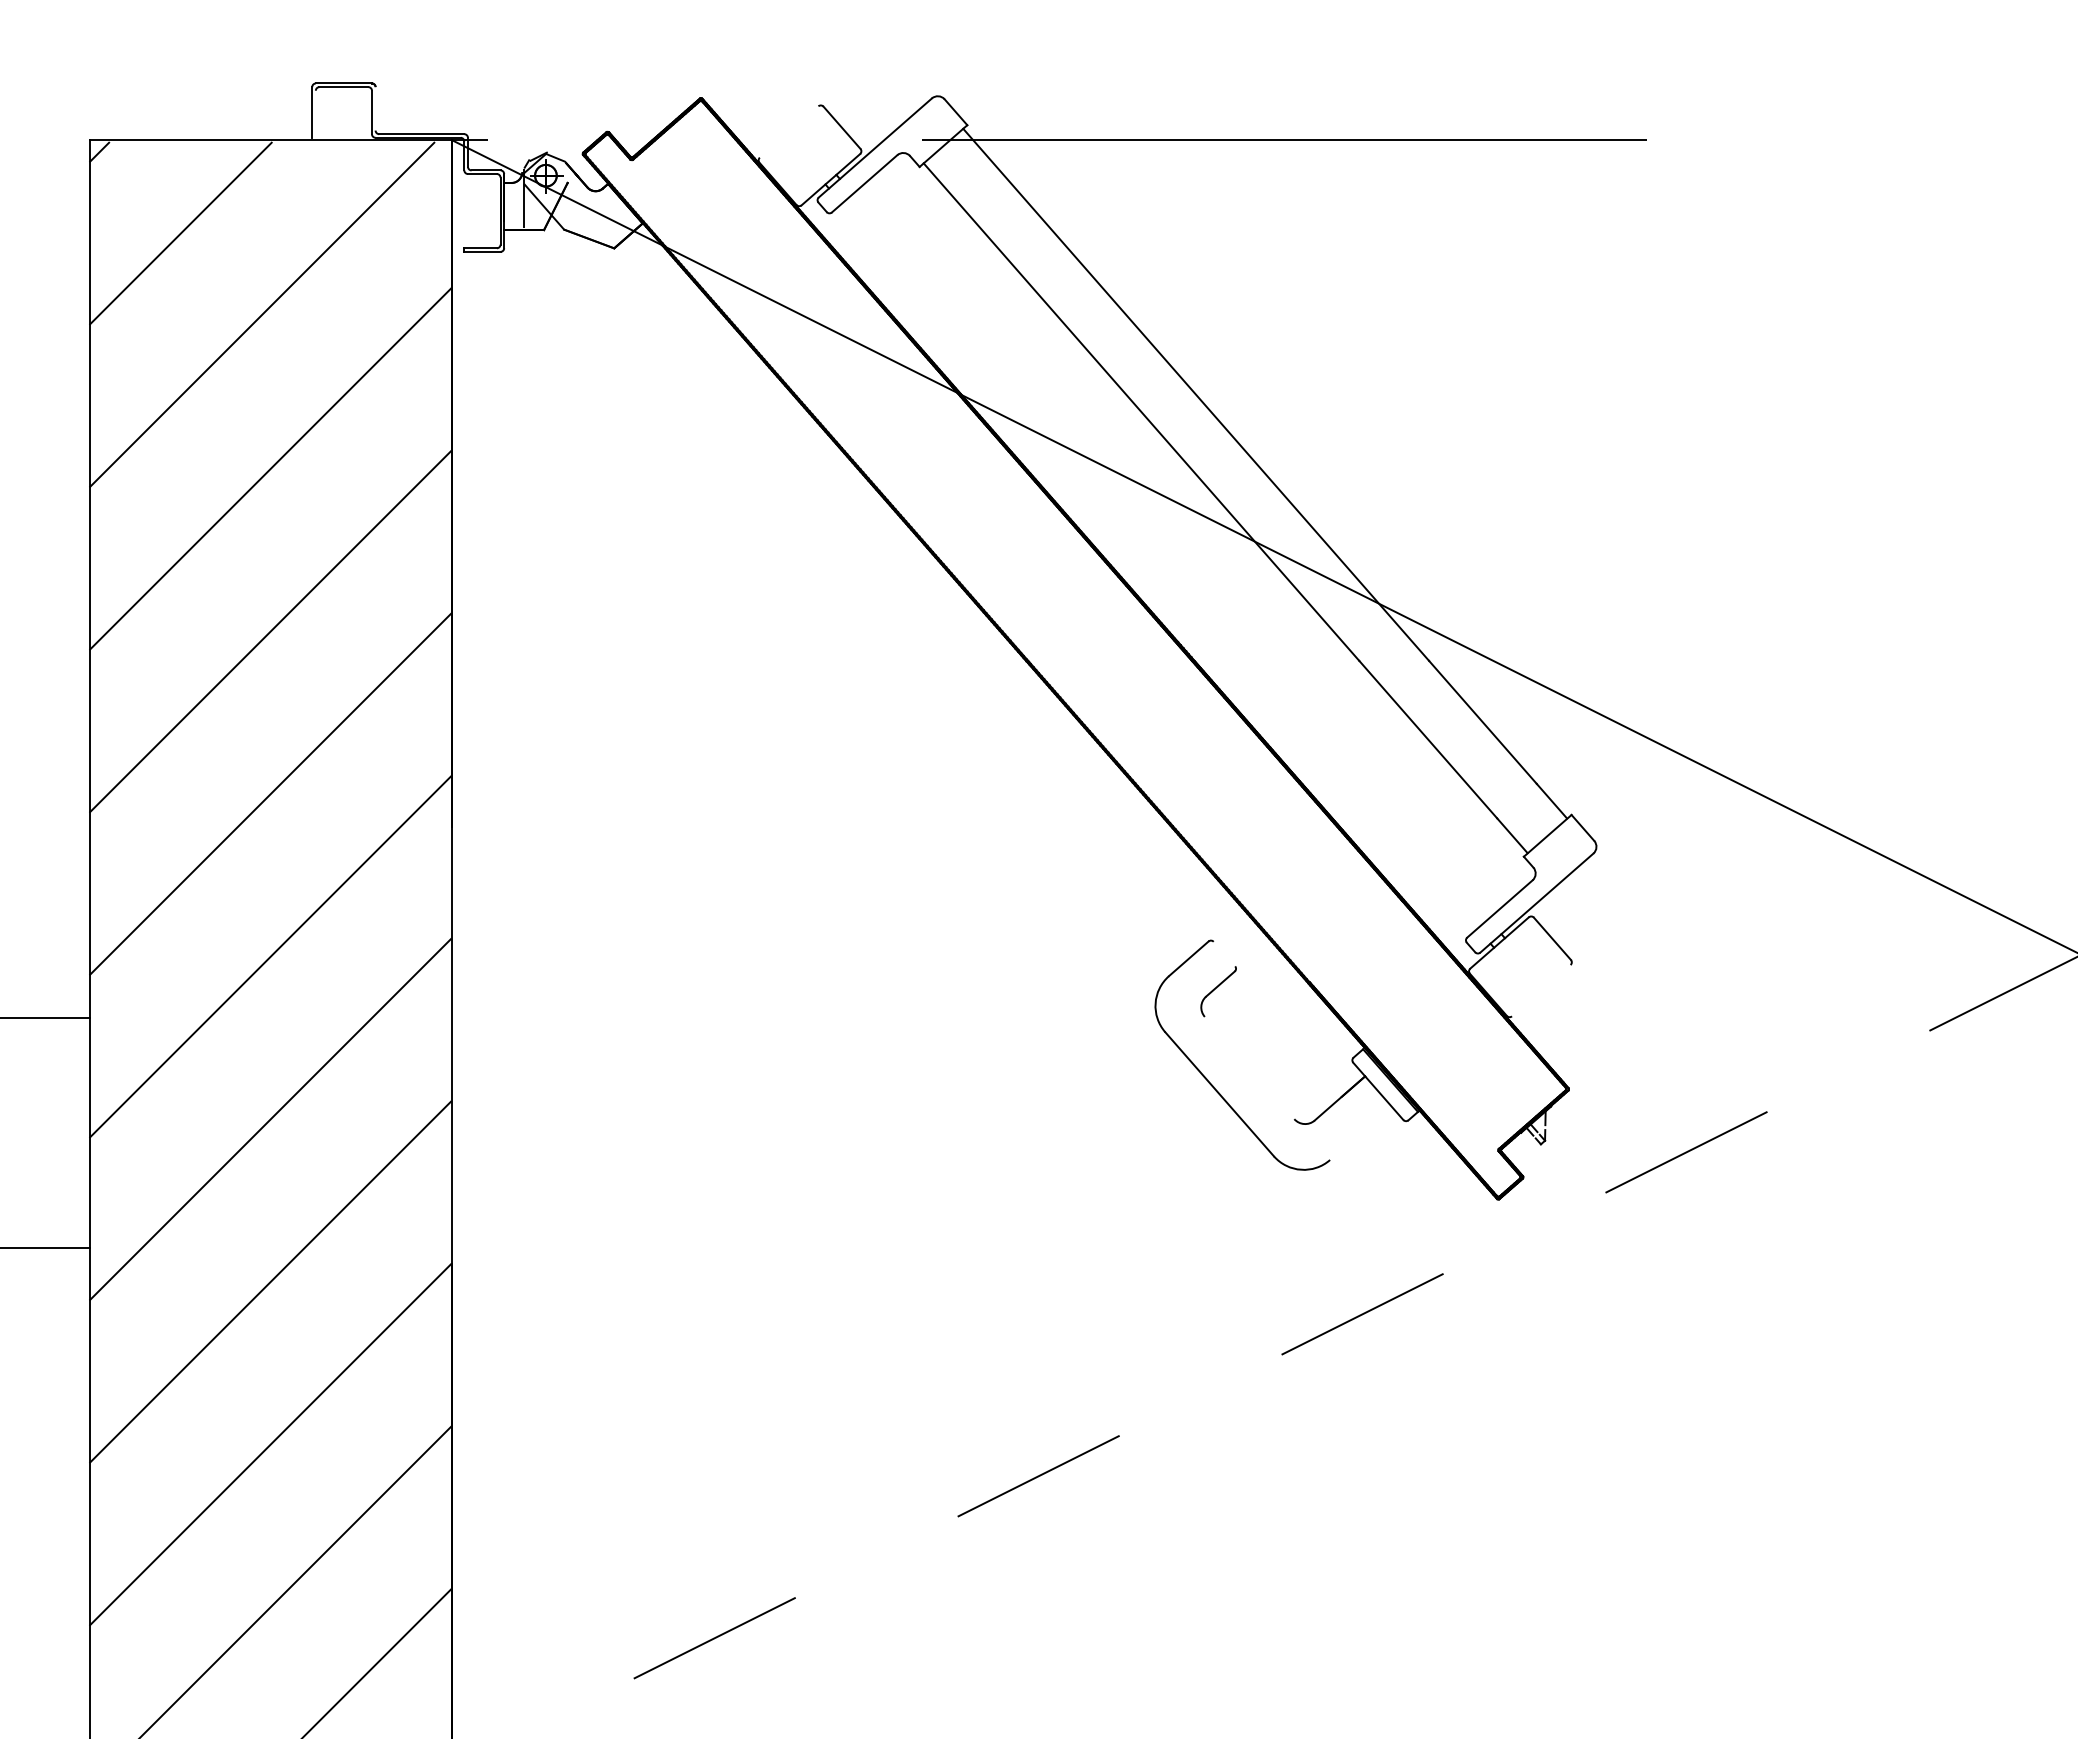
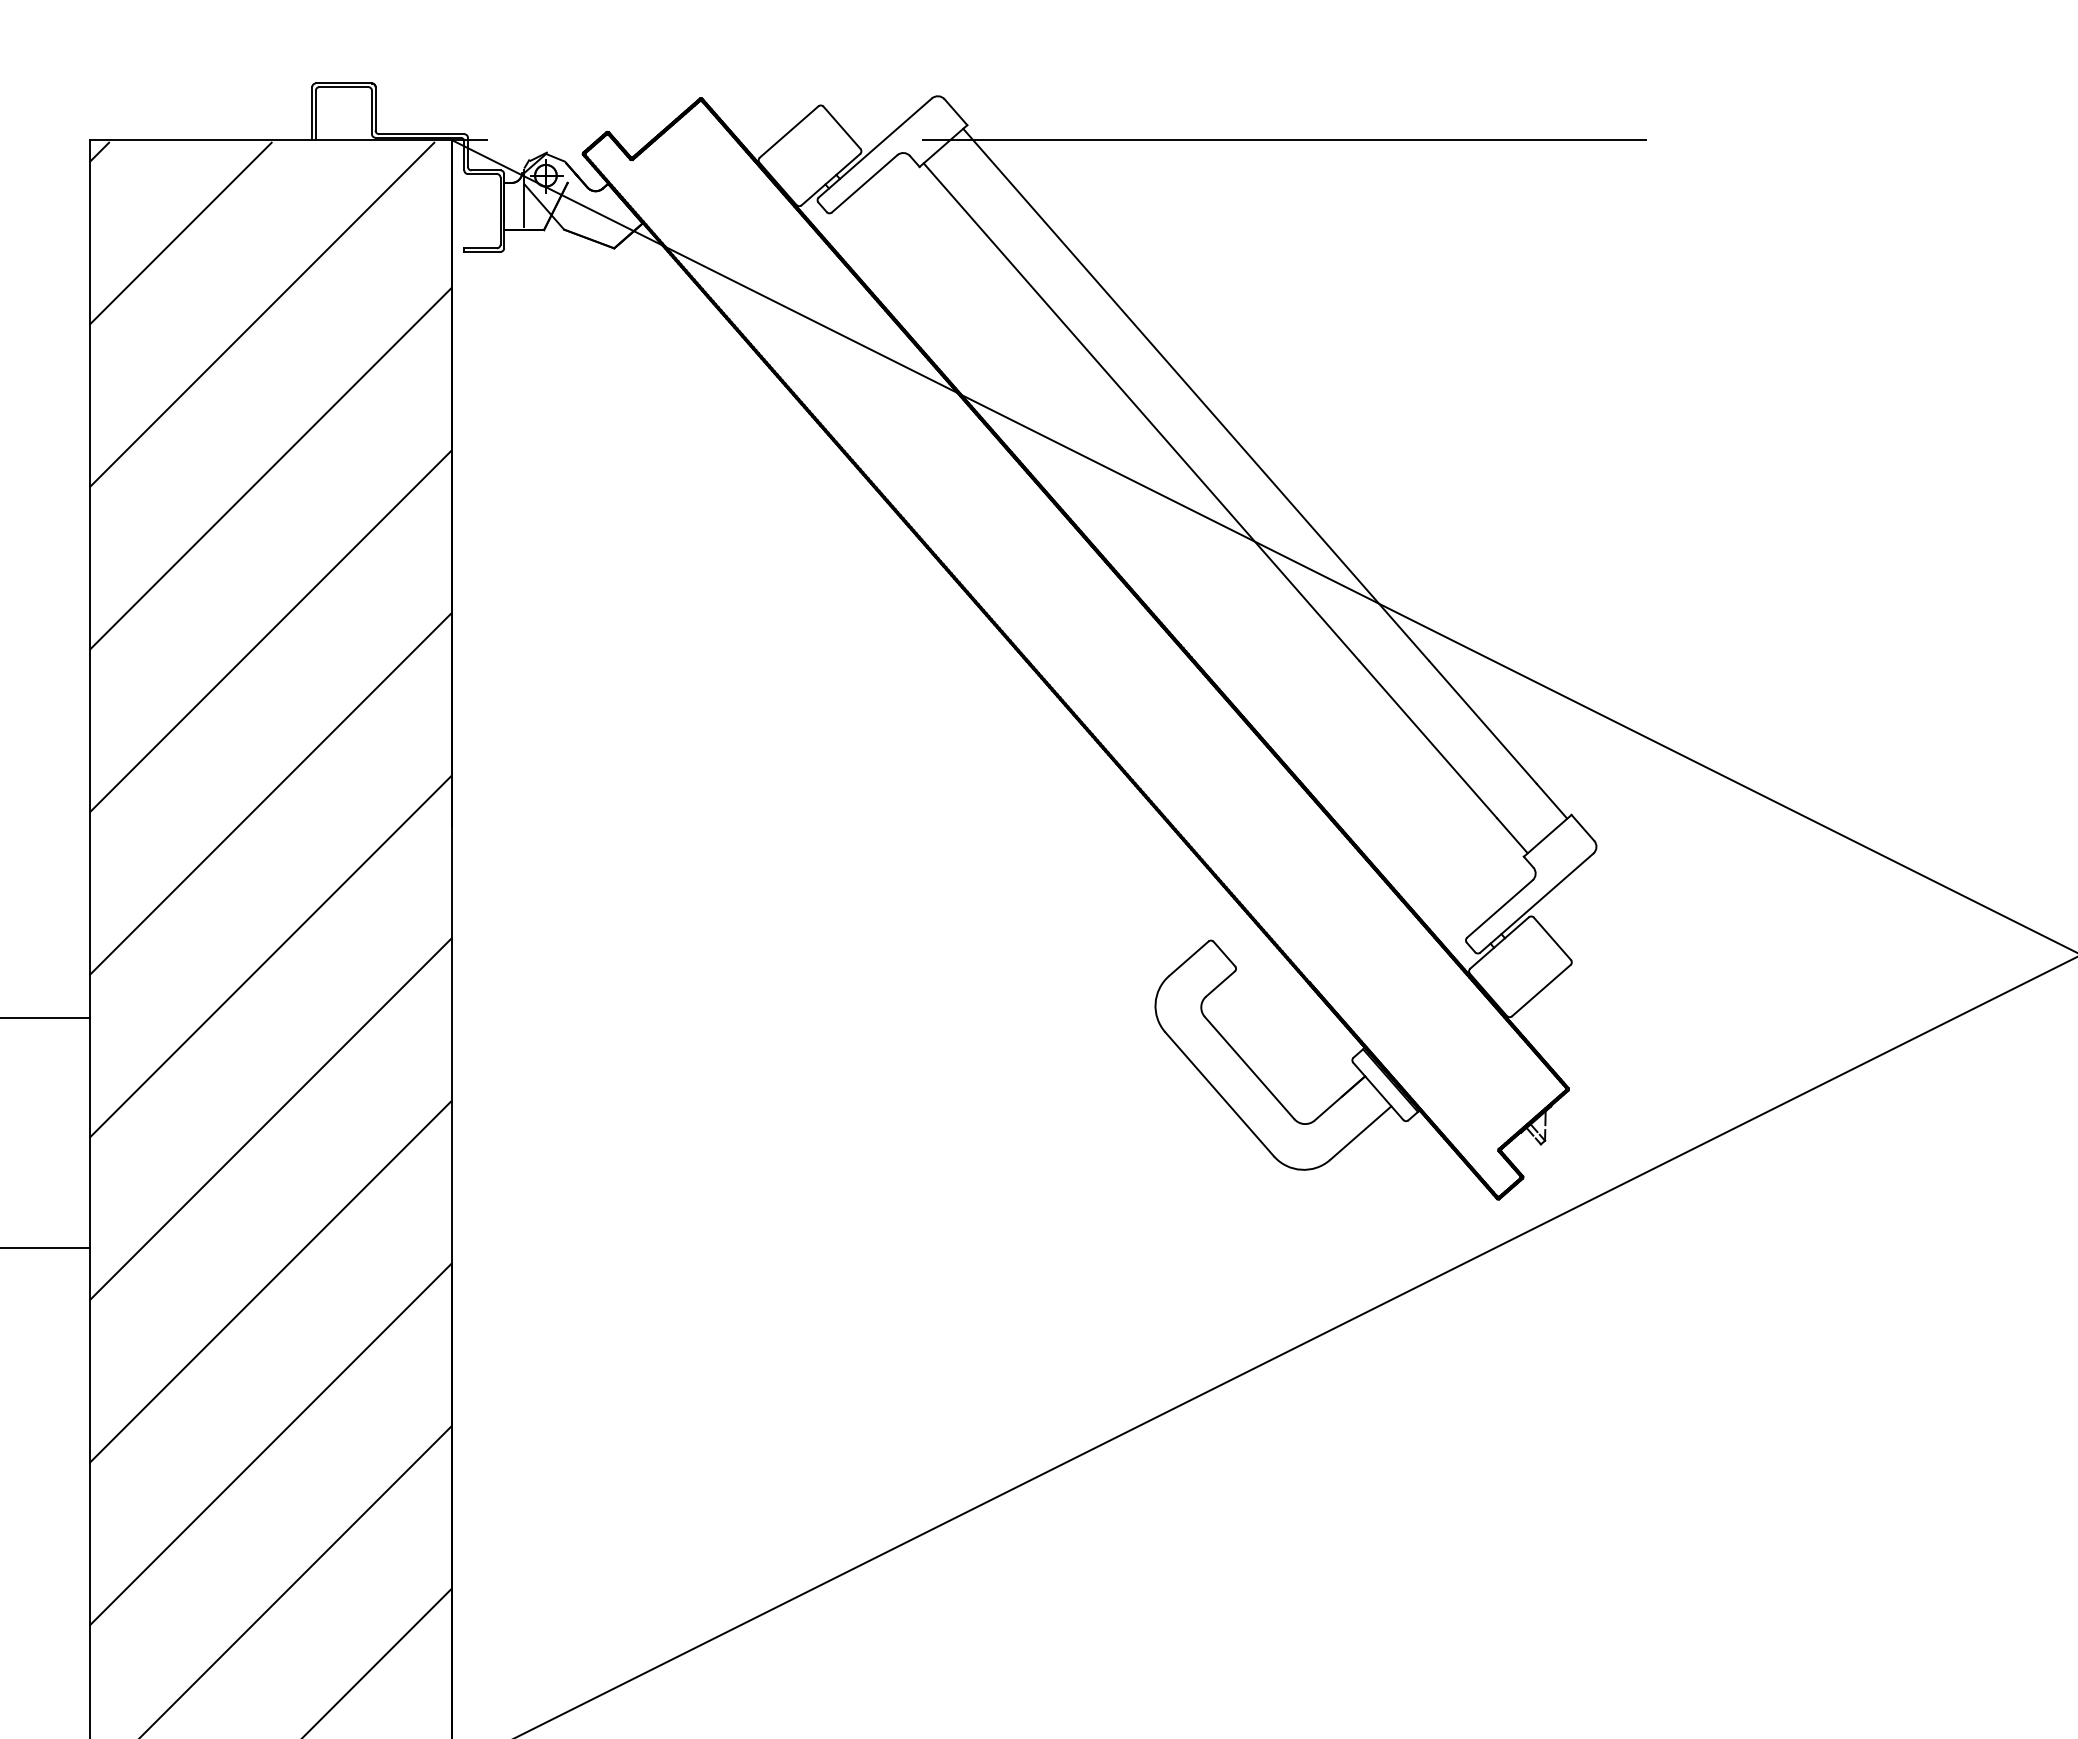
line: none -> present (375, 108)
line: none -> present (315, 113)
line: none -> present (788, 131)
line: none -> present (1224, 953)
line: none -> present (1541, 990)
line: none -> present (1249, 1067)
line: none -> present (1360, 1133)
line: dashed -> solid (1294, 1348)
